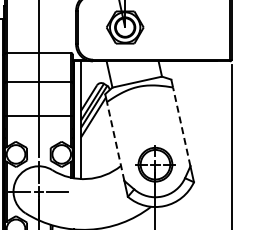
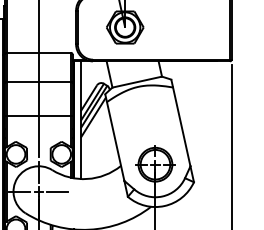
line: dashed -> solid (181, 126)
line: dashed -> solid (115, 141)
